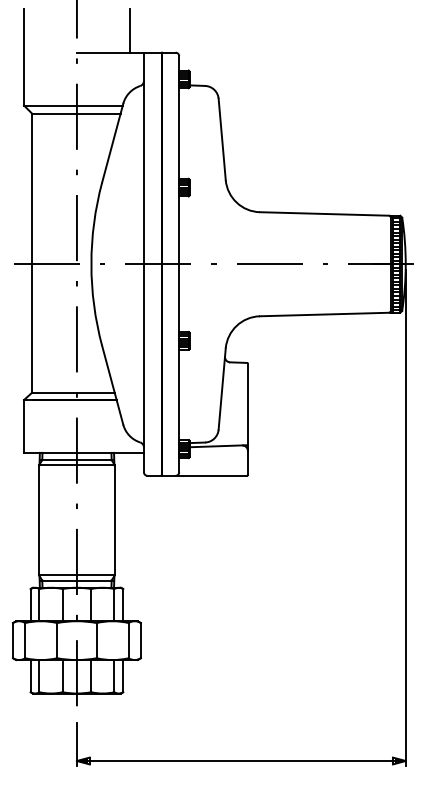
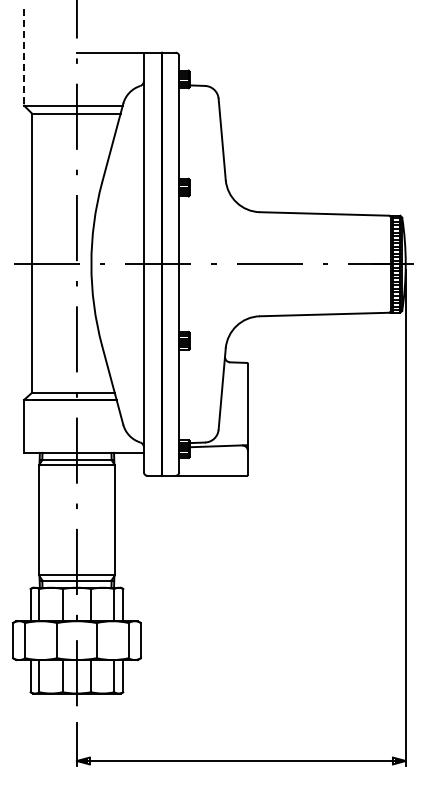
line: present -> none (129, 30)
line: solid -> dashed (24, 57)
